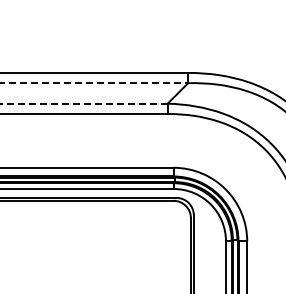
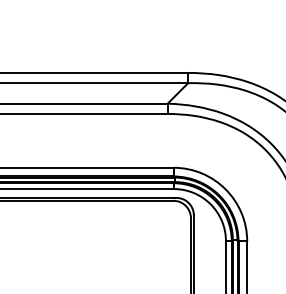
line: dashed -> solid (94, 83)
line: dashed -> solid (83, 103)
